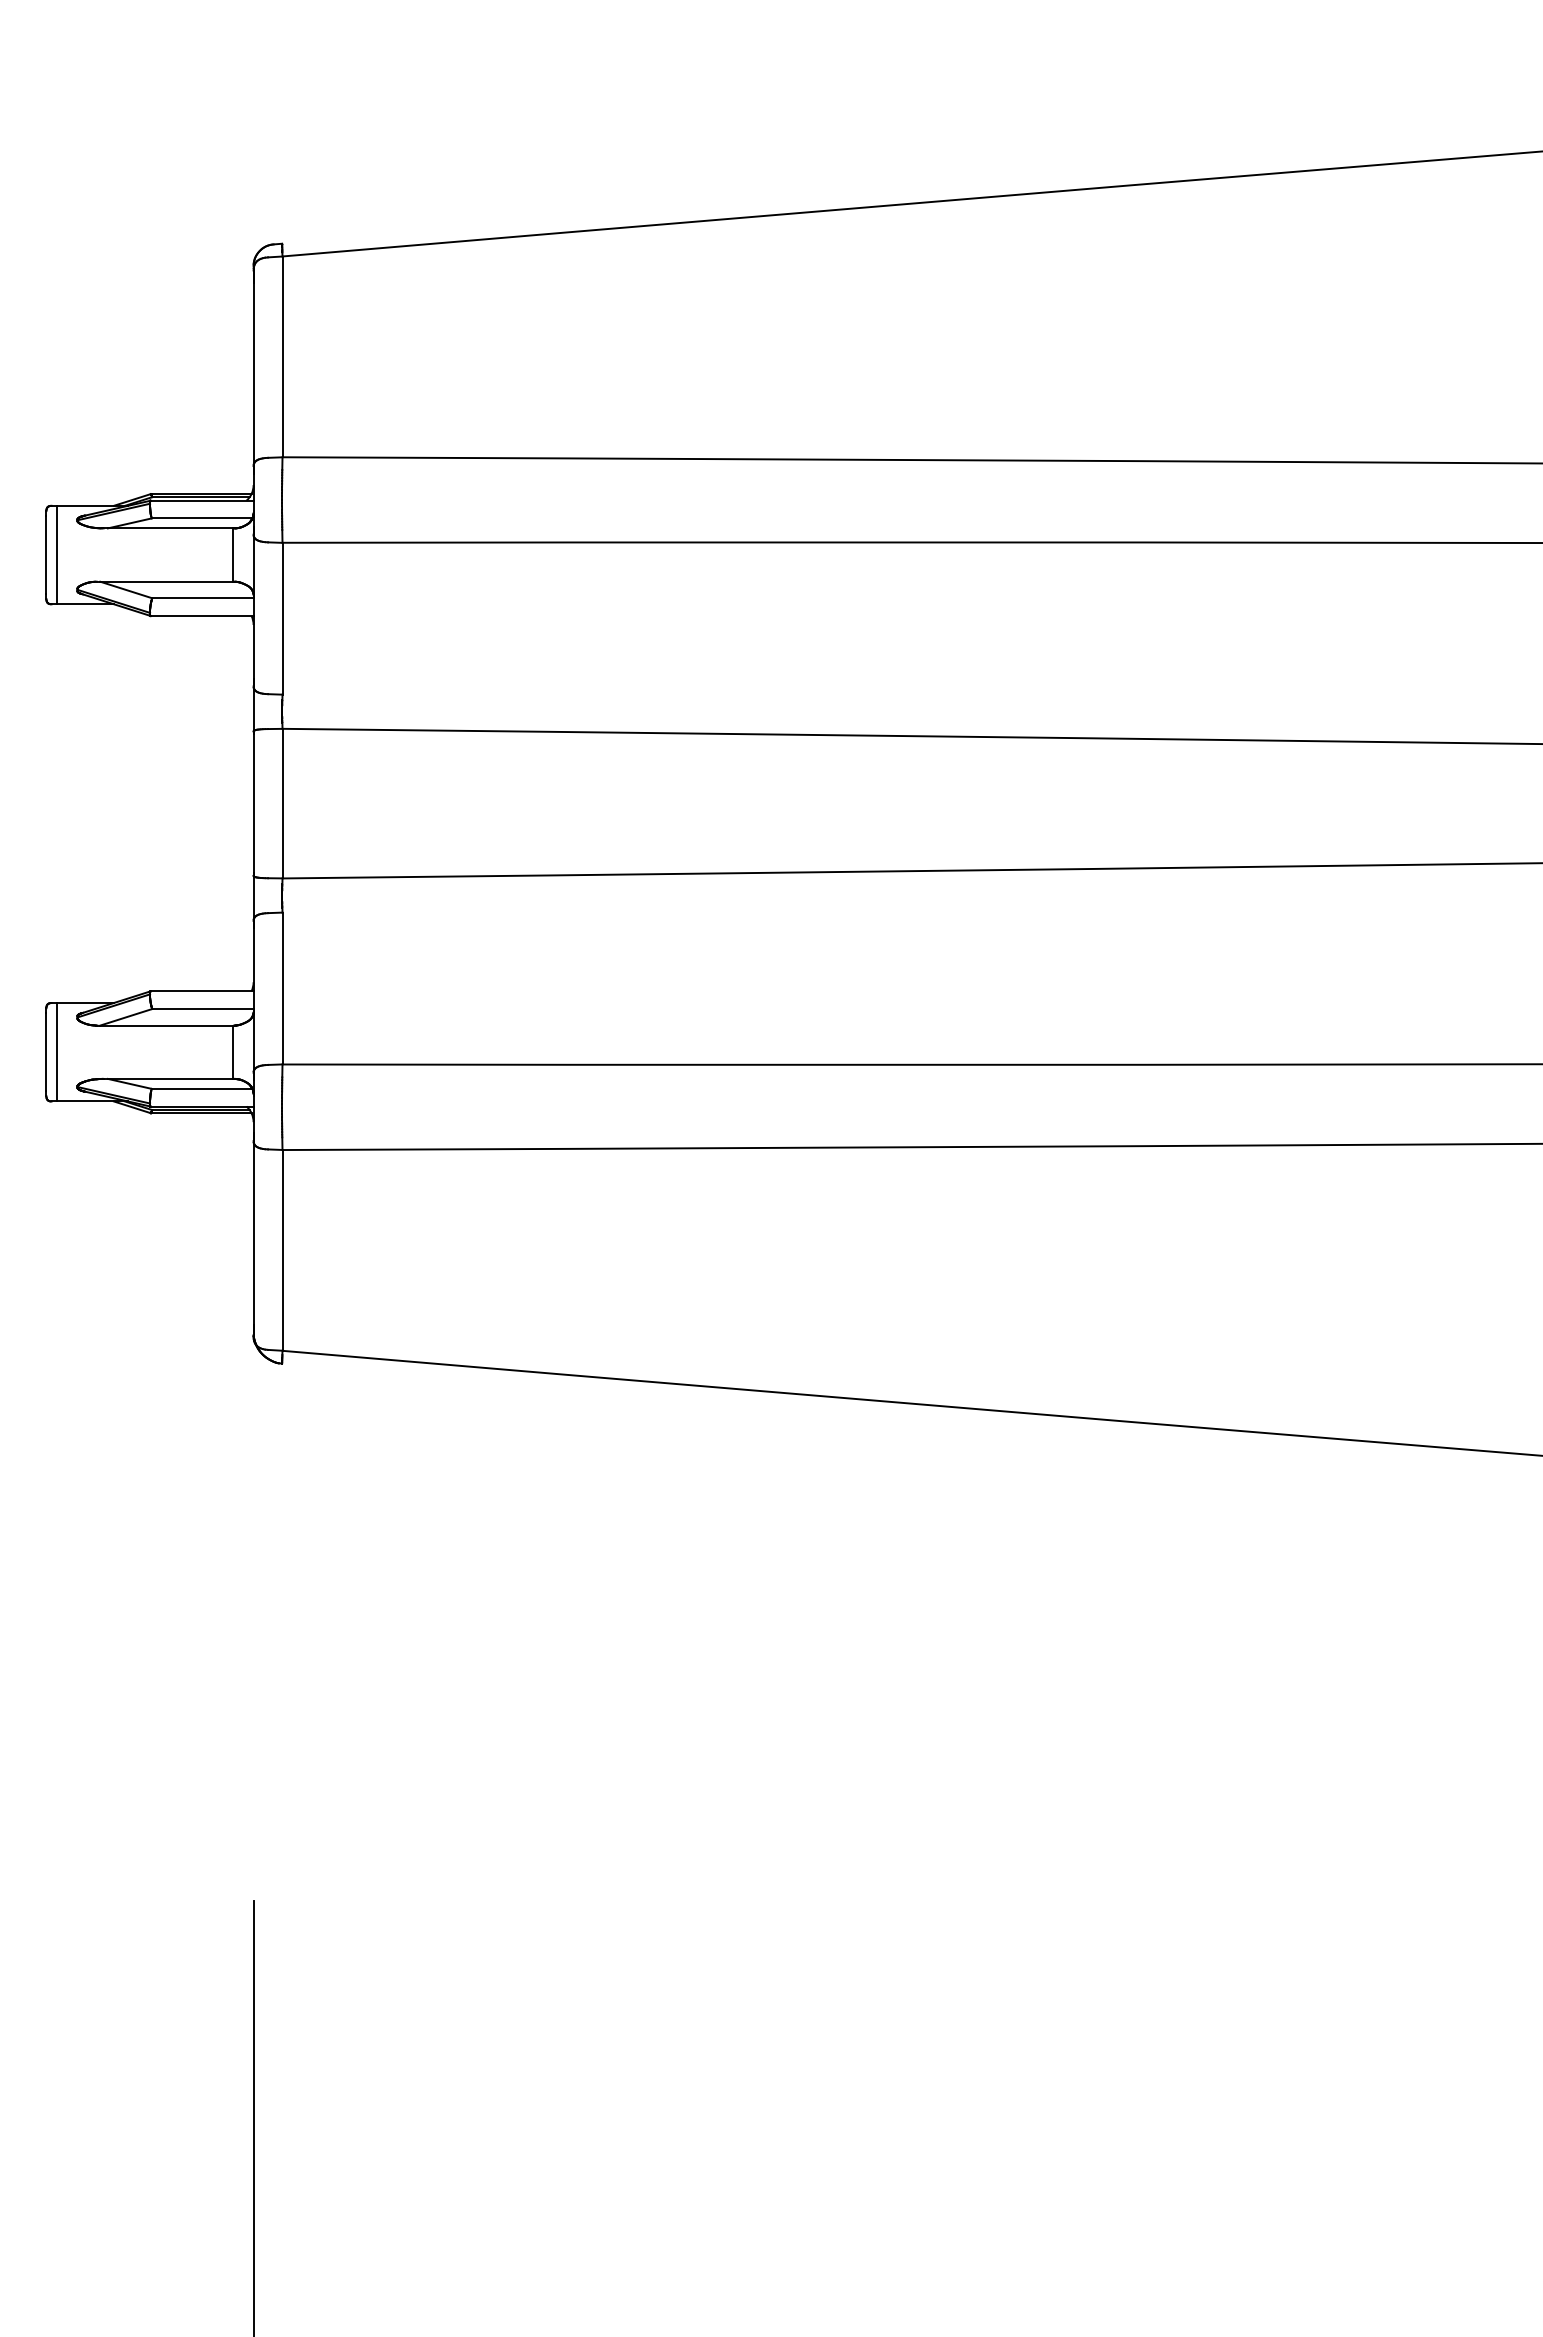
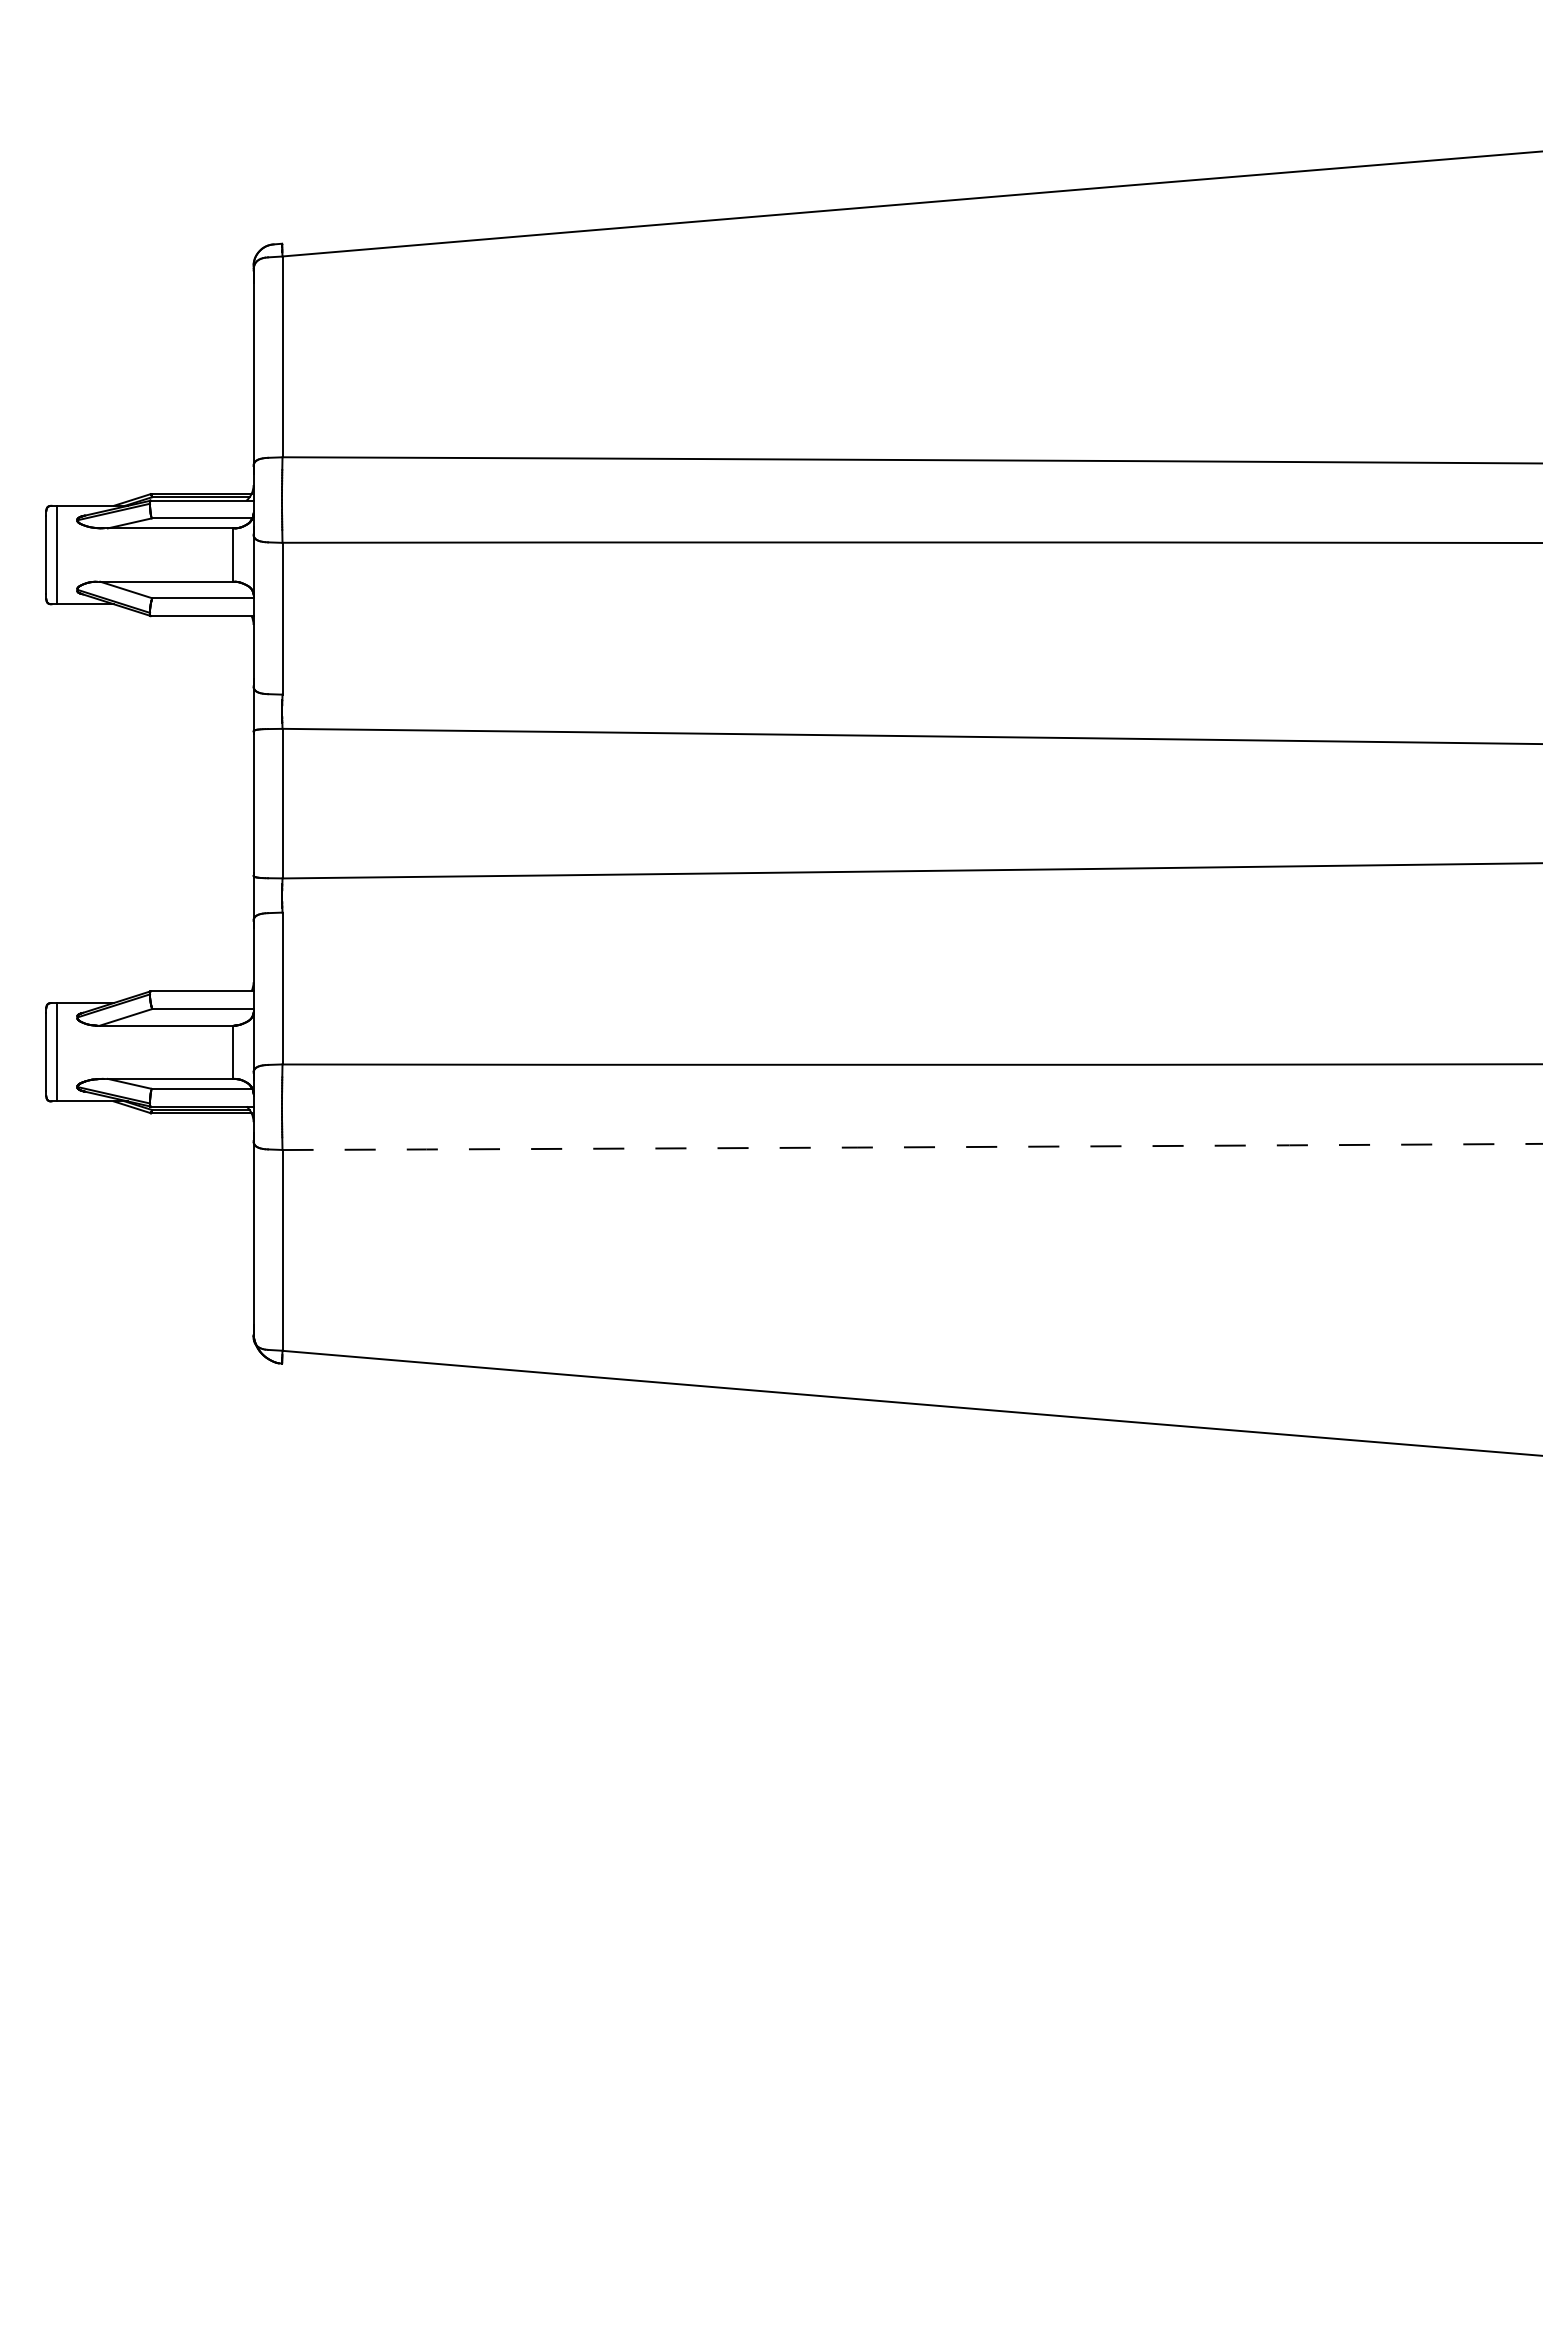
arc: solid -> dashed (912, 1147)
line: present -> none (253, 2117)
